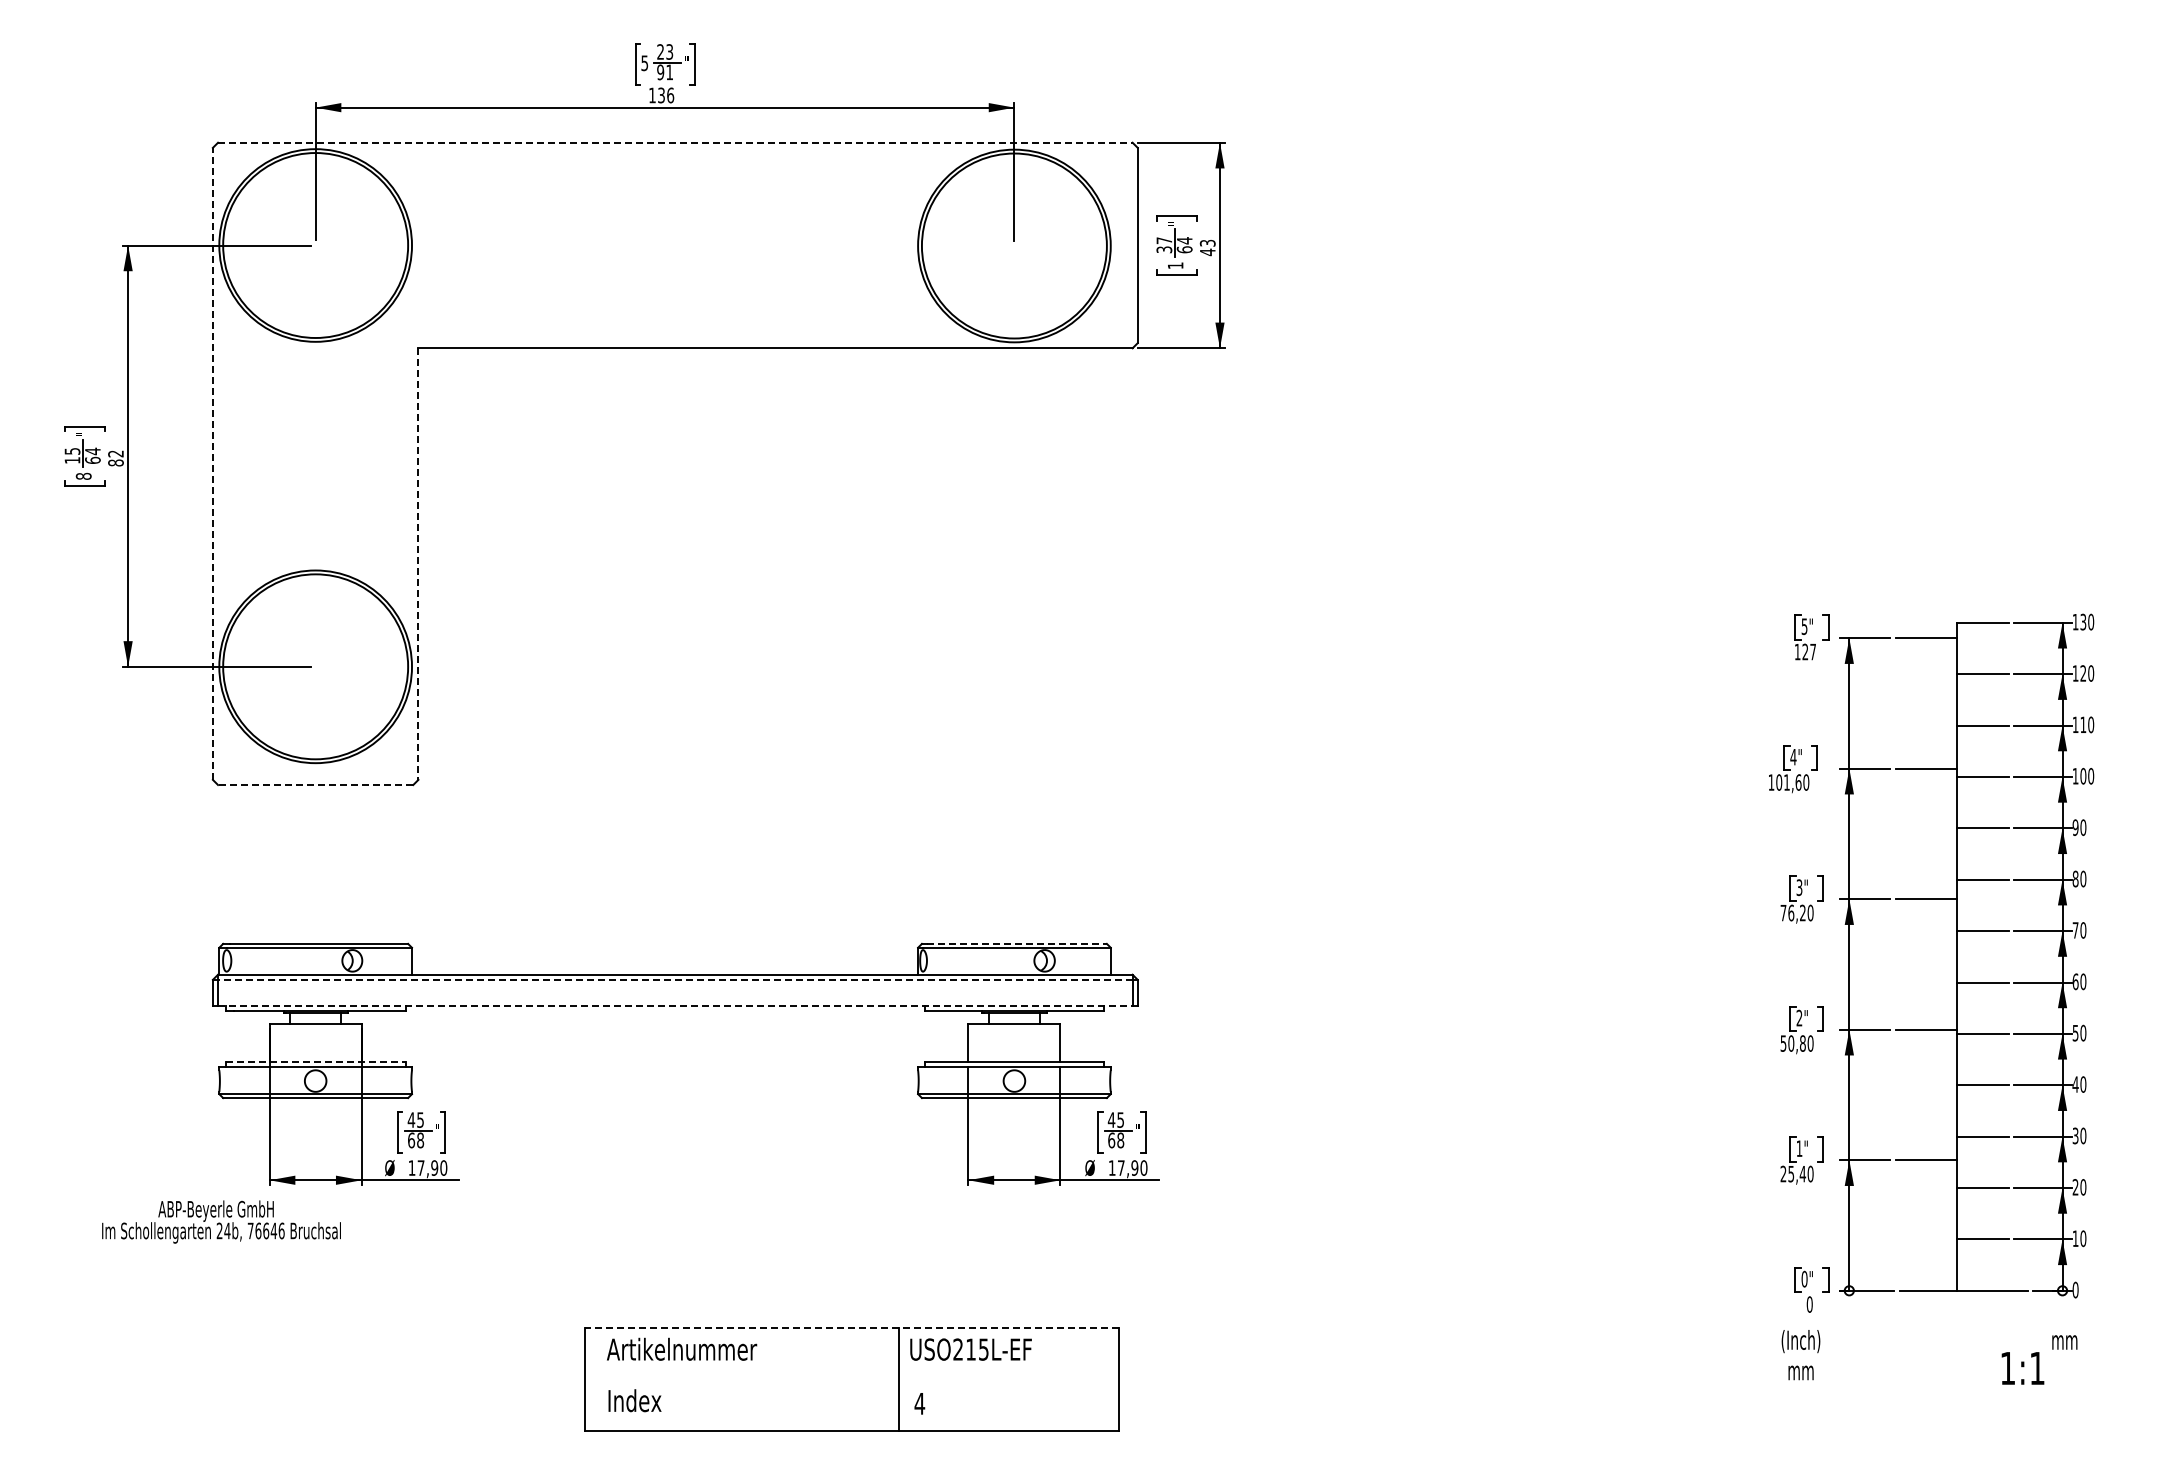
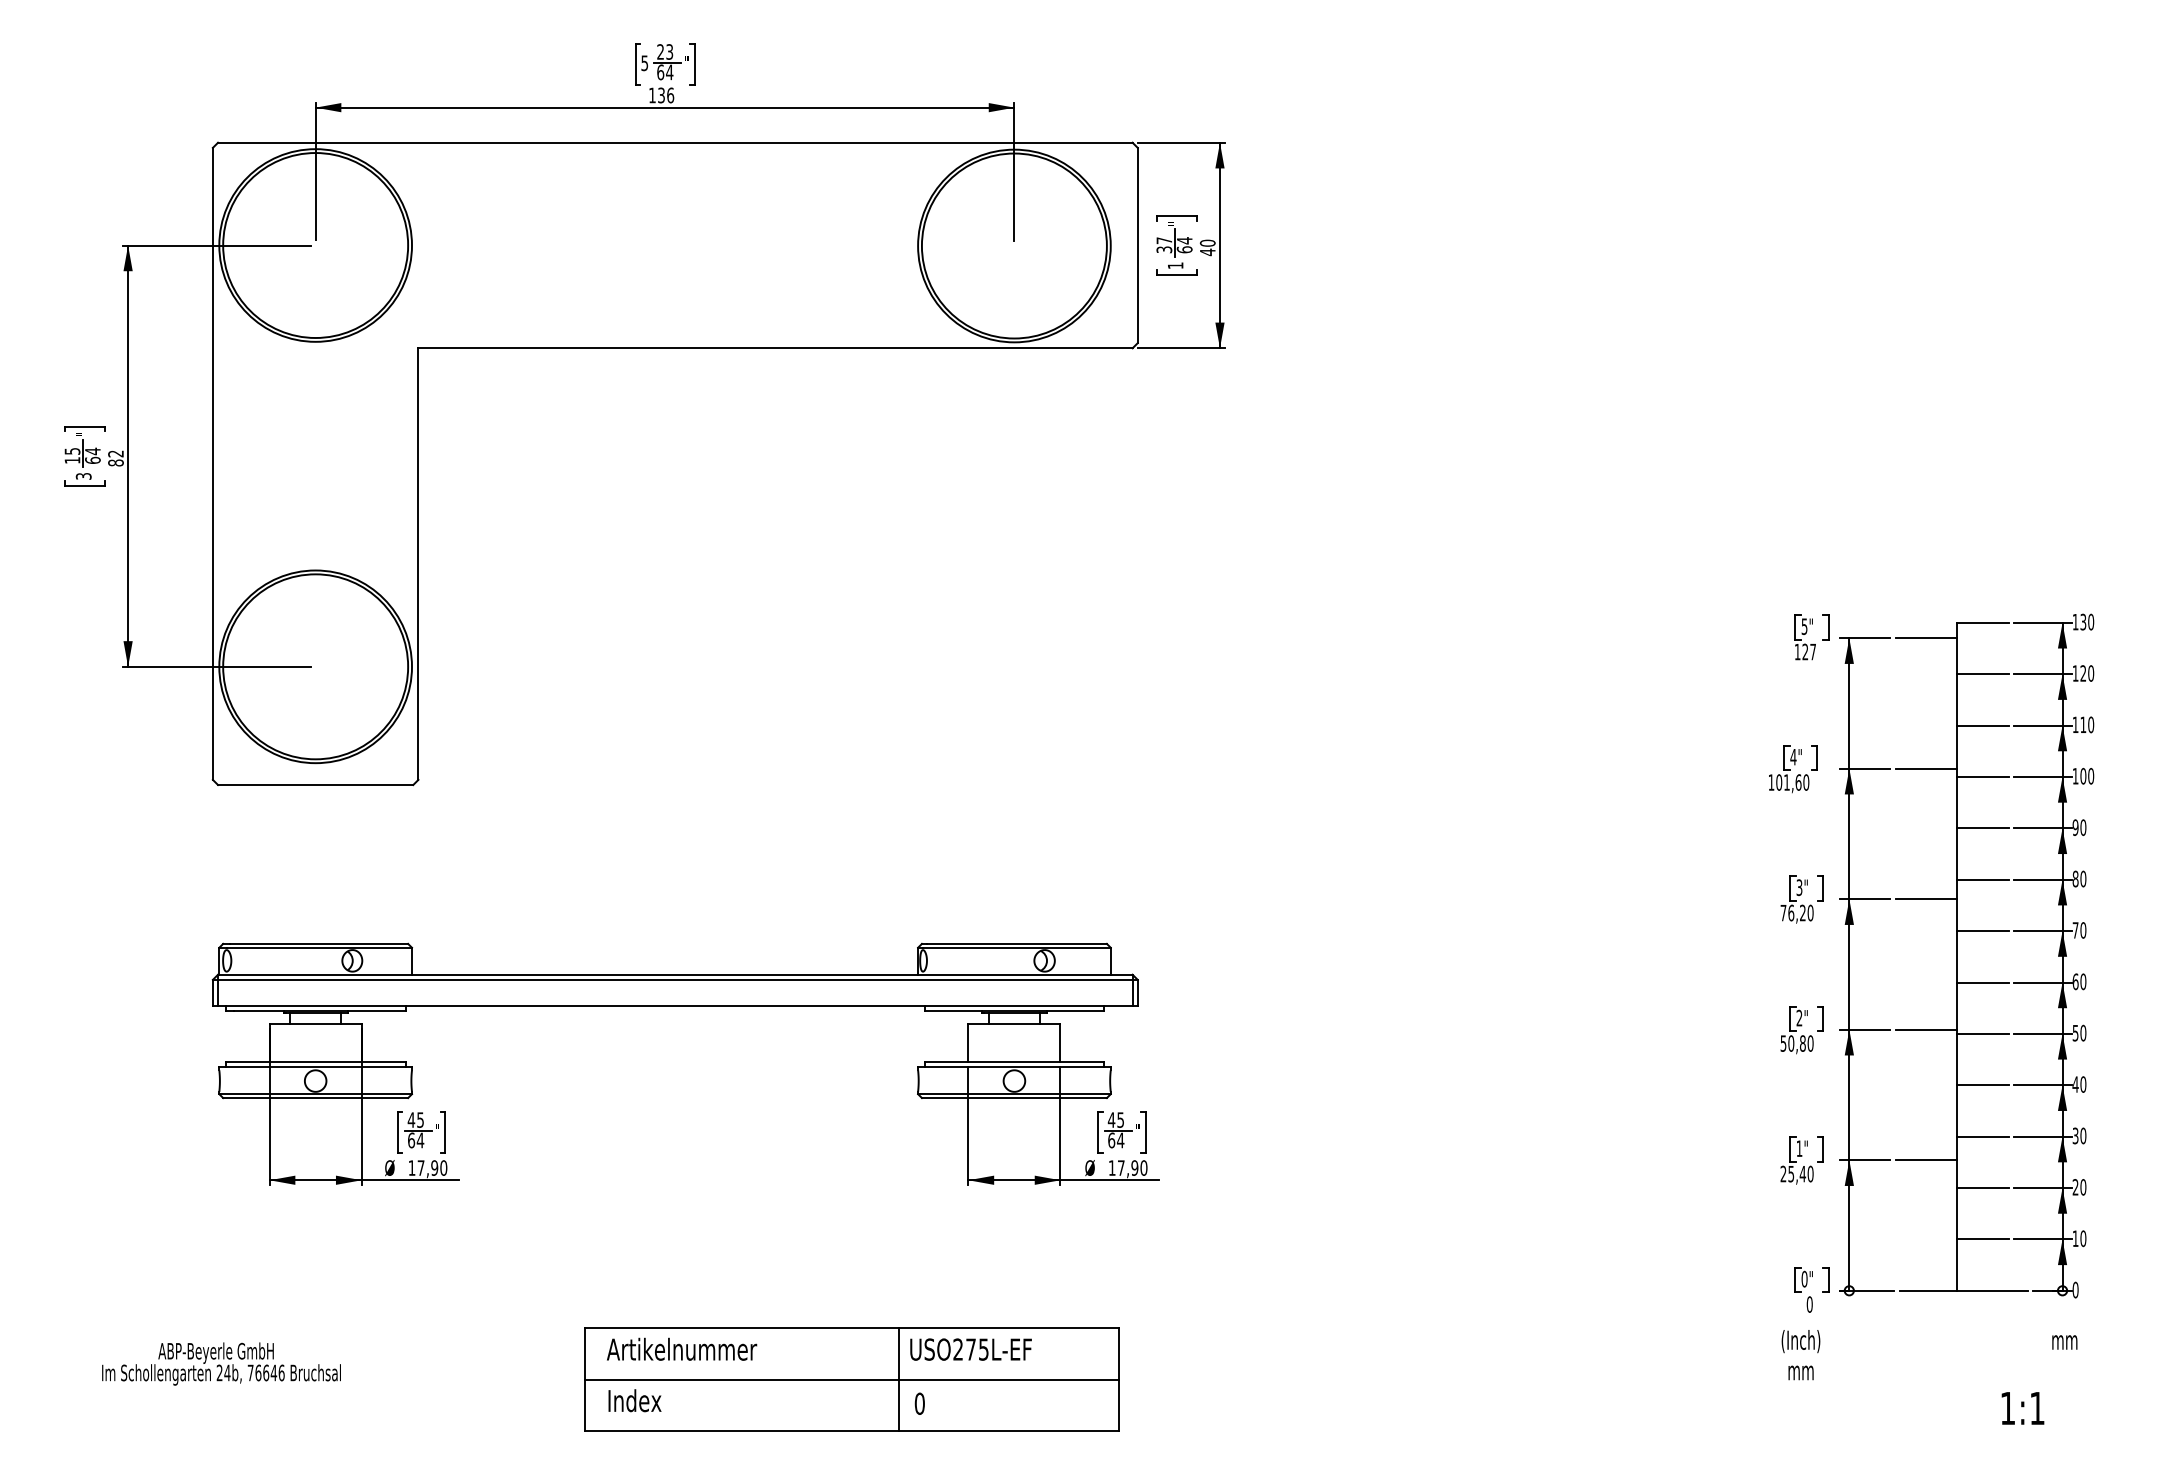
text: 91 -> 64 (665, 72)
line: dashed -> solid (675, 142)
text: 43 -> 40 (1207, 242)
line: dashed -> solid (212, 463)
text: 8 -> 3 (83, 475)
line: dashed -> solid (418, 564)
line: dashed -> solid (315, 785)
line: dashed -> solid (1017, 943)
line: dashed -> solid (674, 979)
line: dashed -> solid (675, 1005)
line: dashed -> solid (315, 1062)
text: 68 -> 64 (420, 1140)
text: 68 -> 64 (1120, 1140)
text position: (221, 1221) -> (221, 1363) (221, 1363)
line: dashed -> solid (852, 1328)
text: USO215L-EF -> USO275L-EF (970, 1349)
text position: (2022, 1368) -> (2022, 1408) (2022, 1408)
line: none -> present (851, 1379)
text: 4 -> 0 (919, 1403)
